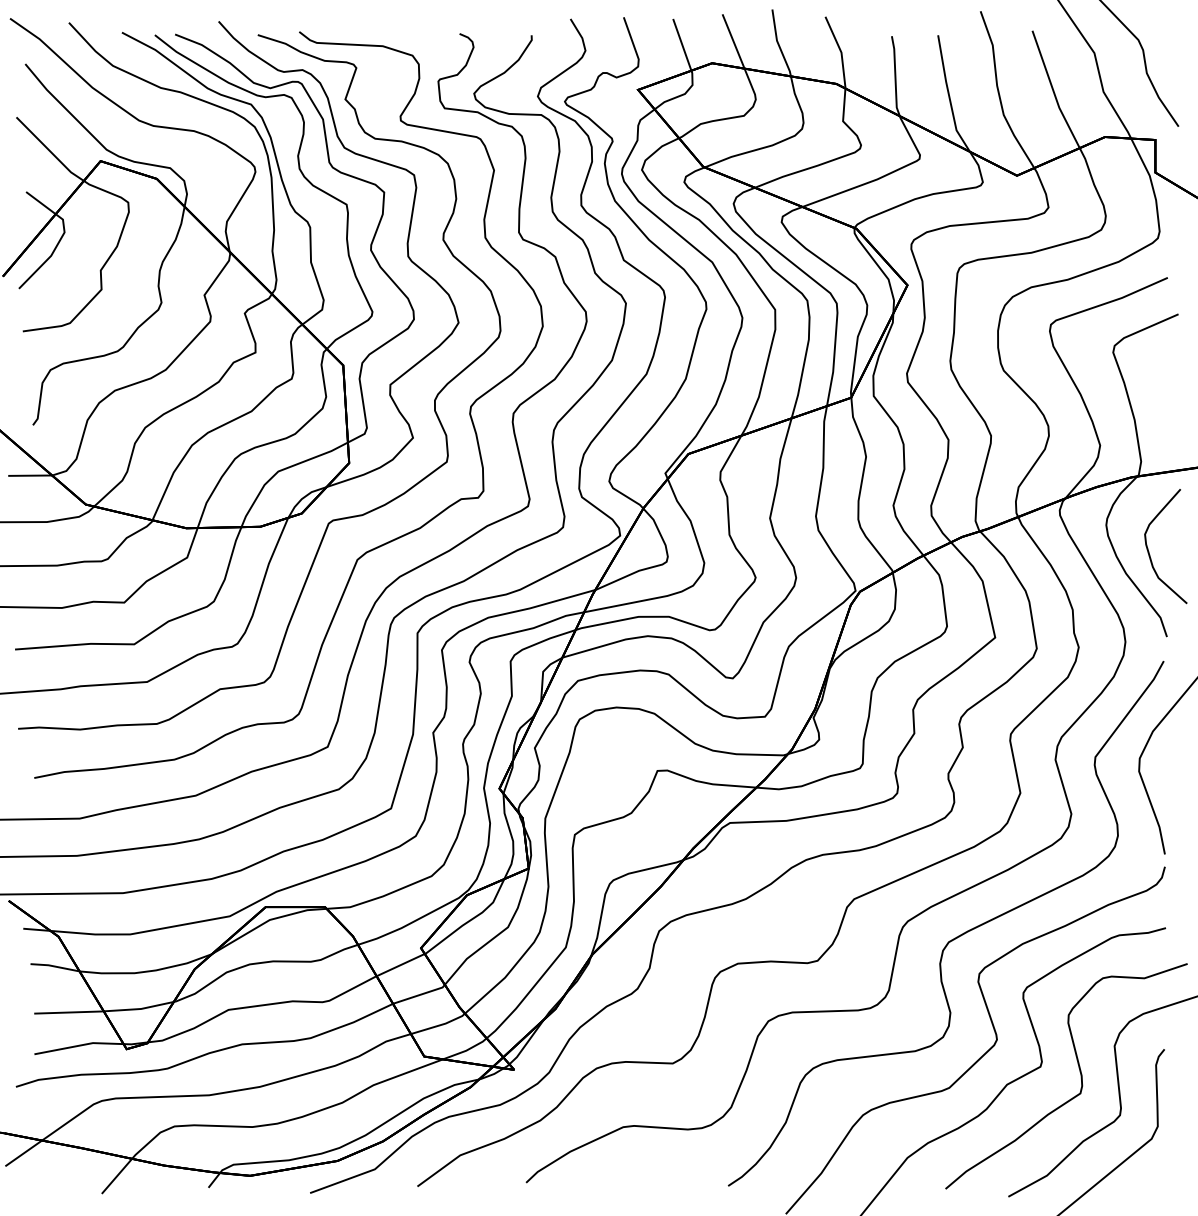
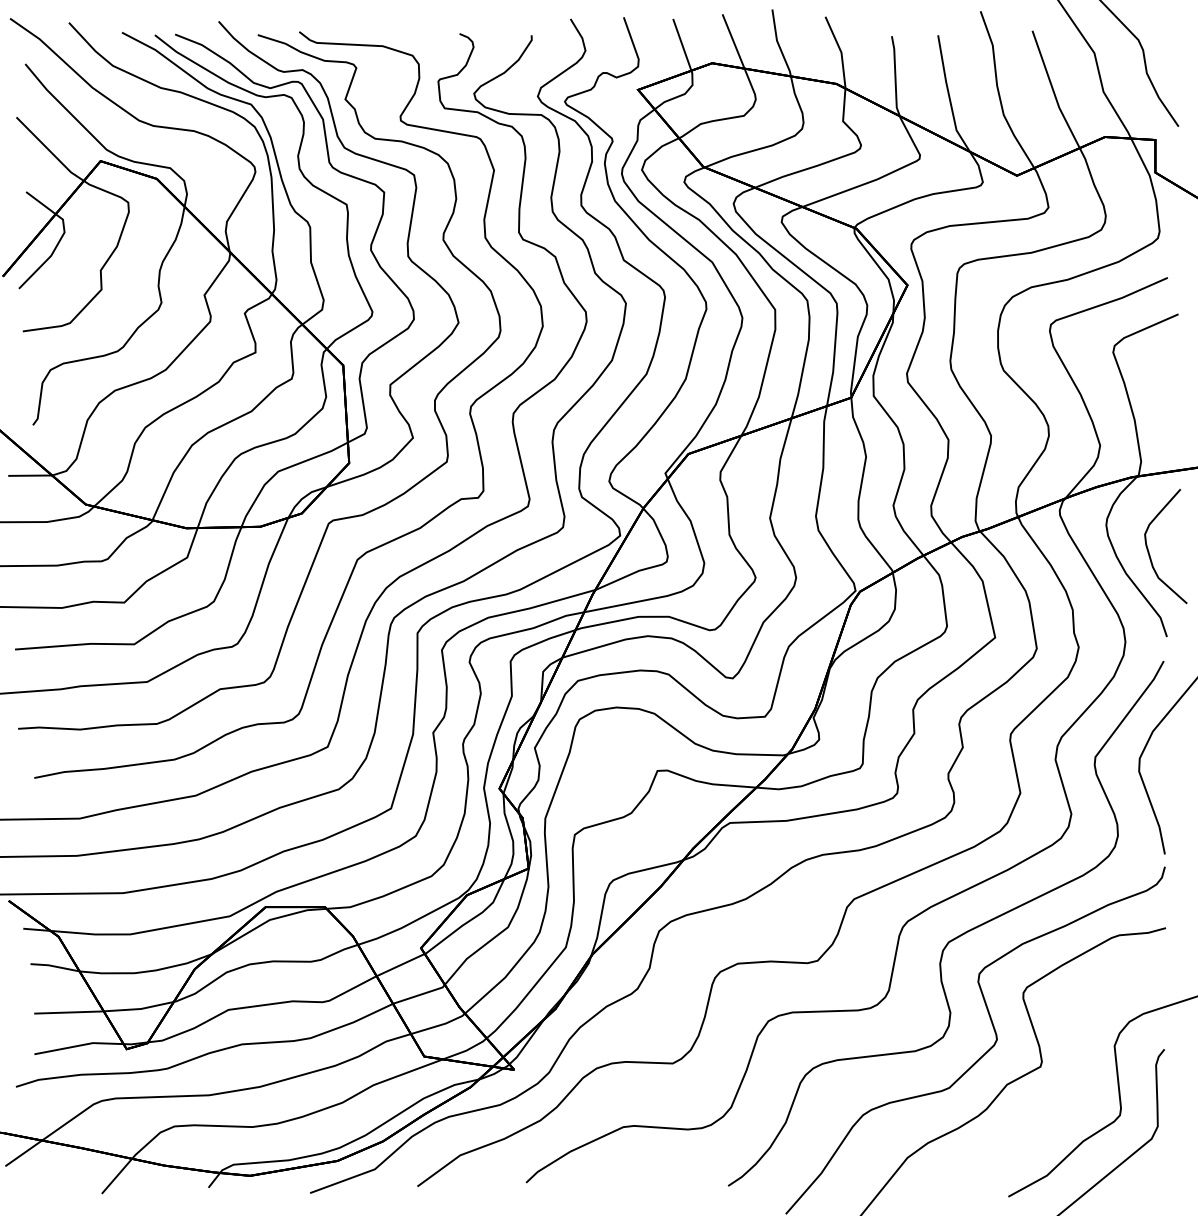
curve: present -> none (1079, 1072)
